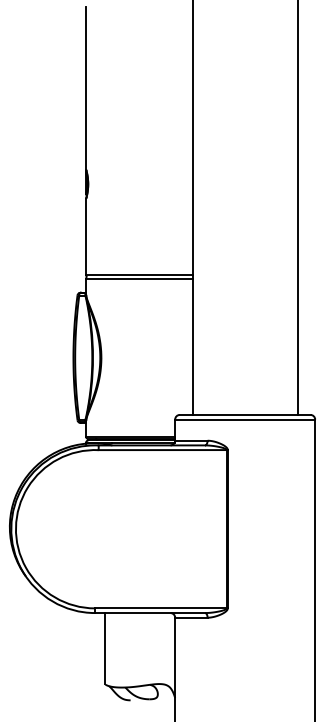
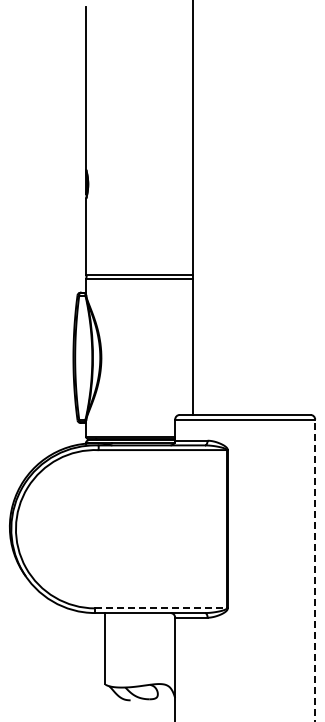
line: present -> none (297, 208)
line: solid -> dashed (315, 570)
line: solid -> dashed (160, 608)
